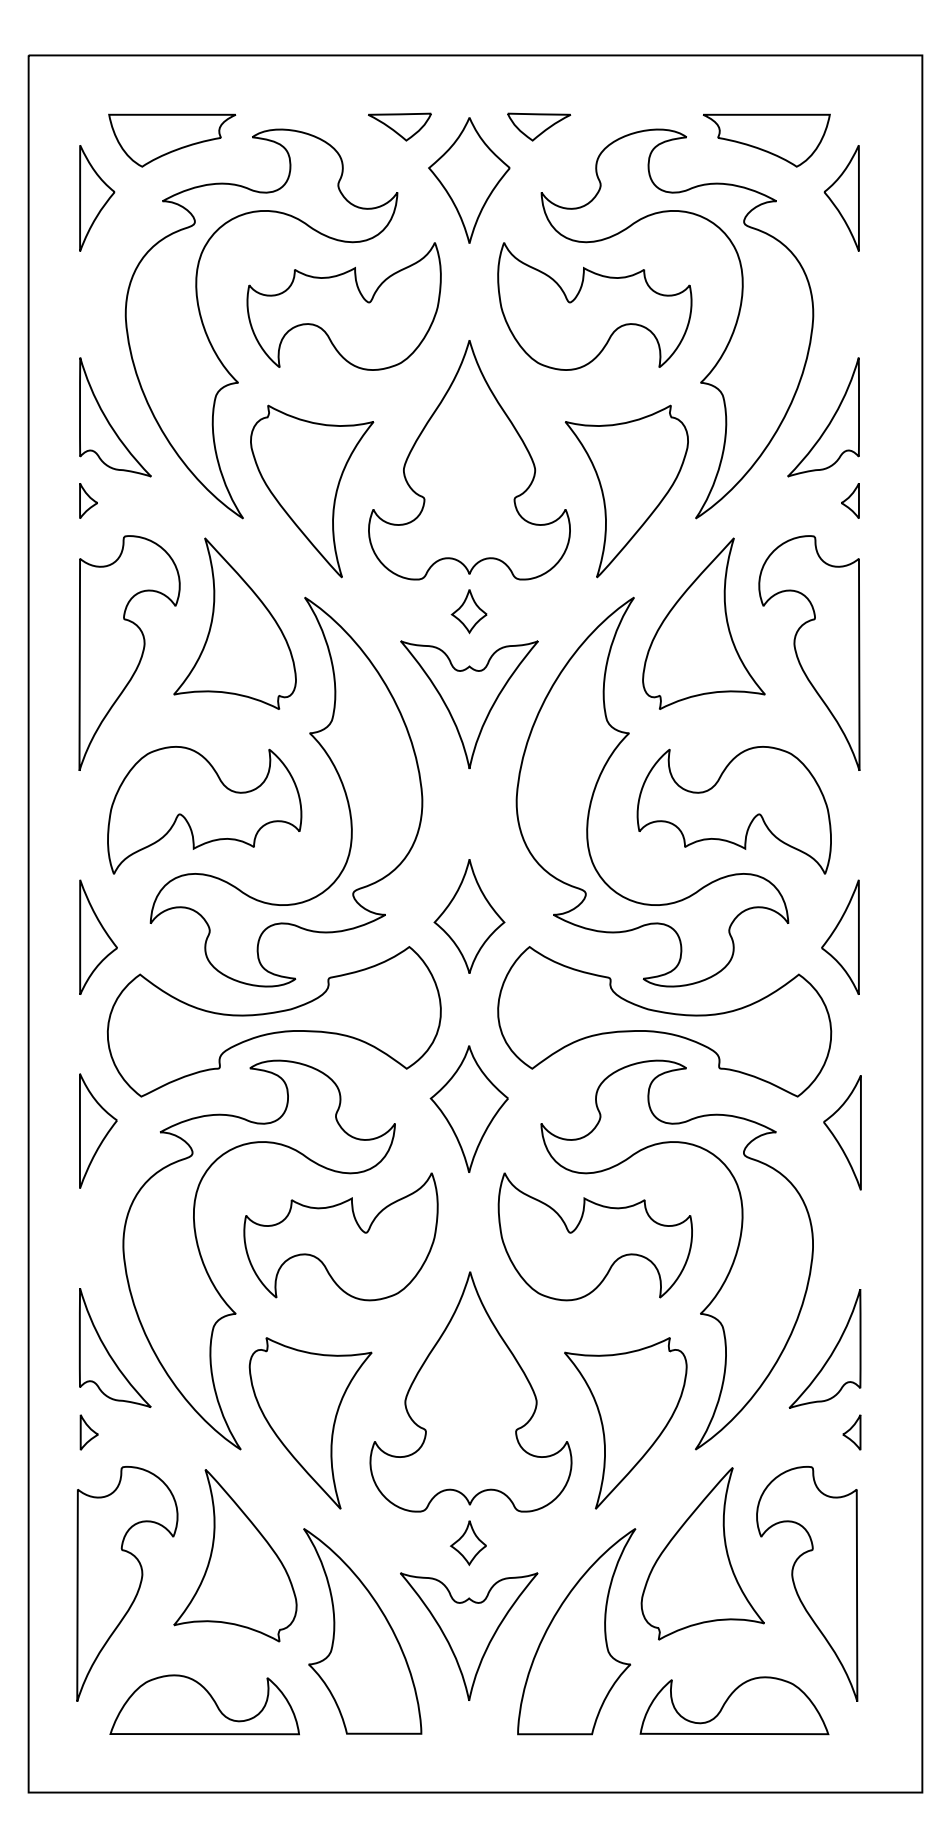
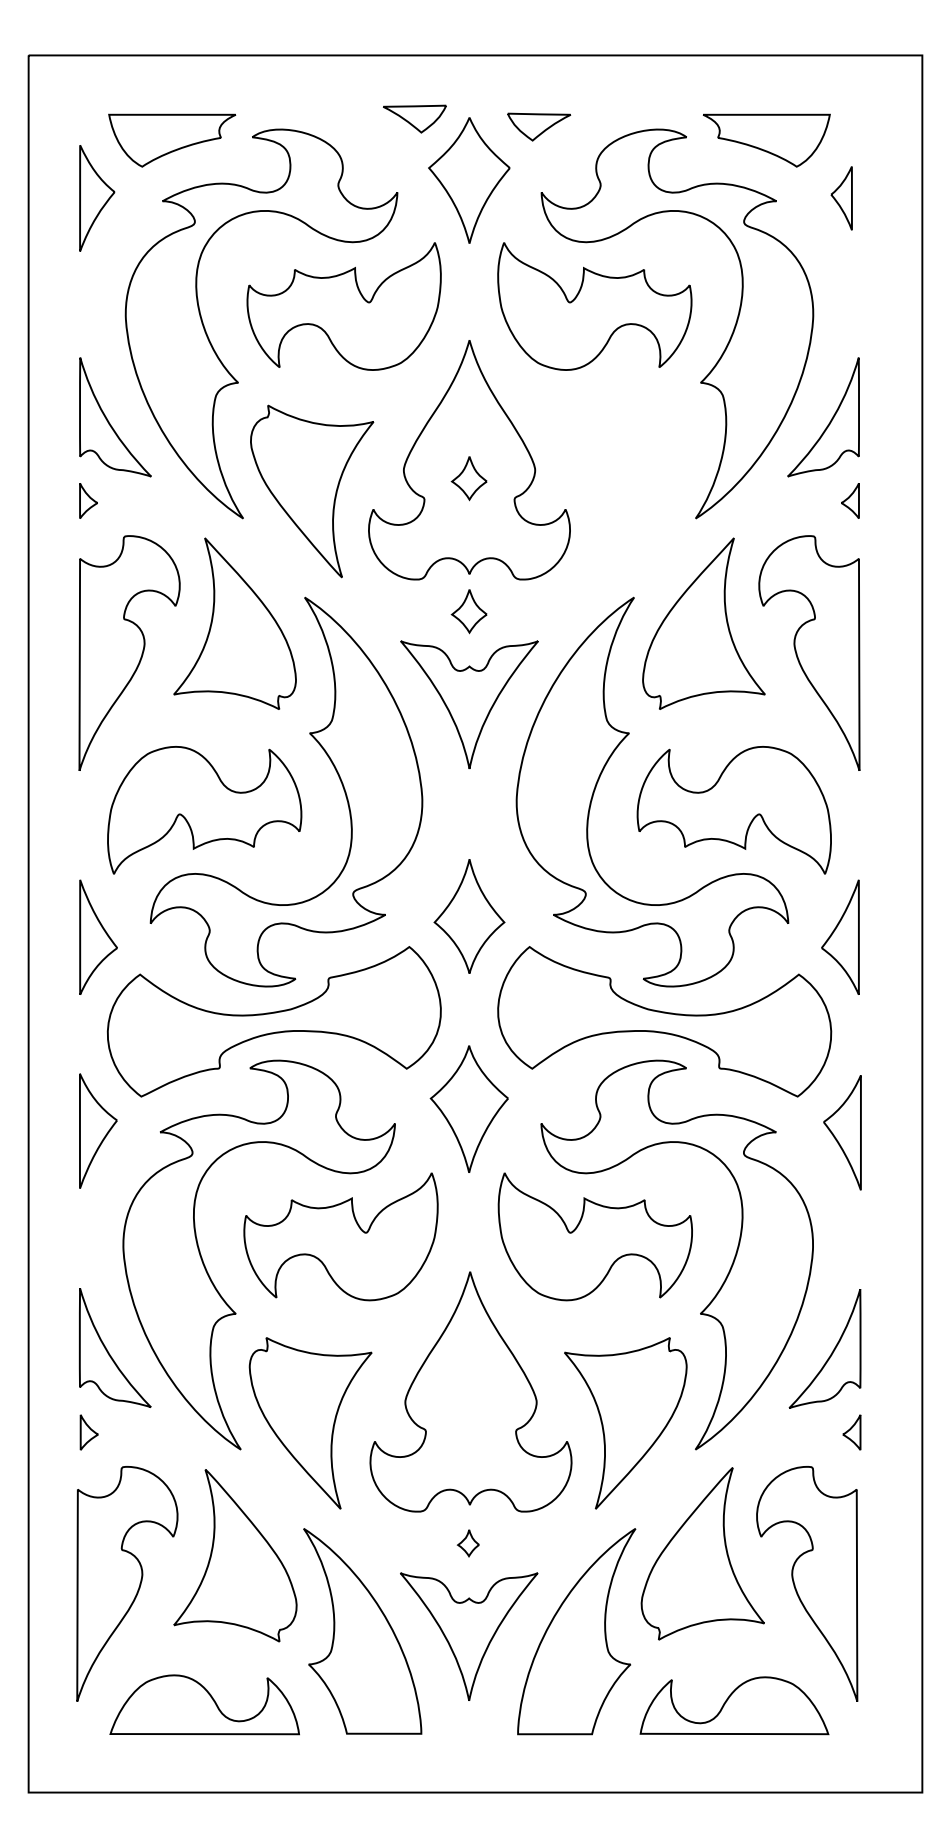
part position: (399, 126) -> (414, 118) (414, 118)
part size: 37x107 px -> 23x65 px (841, 198)
part: none -> present (468, 478)
part: present -> none (626, 491)
part size: 37x47 px -> 24x29 px (467, 1543)
